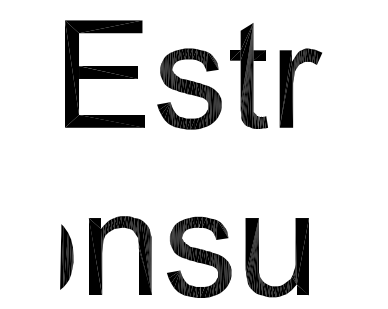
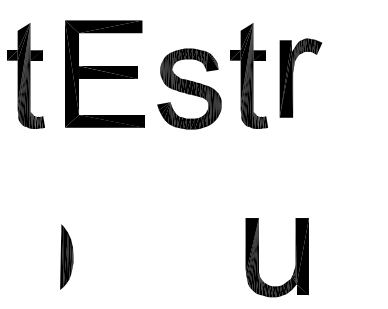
part: none -> present (25, 75)
part position: (292, 87) -> (292, 77) (292, 77)
part: present -> none (102, 255)
part: present -> none (199, 256)
